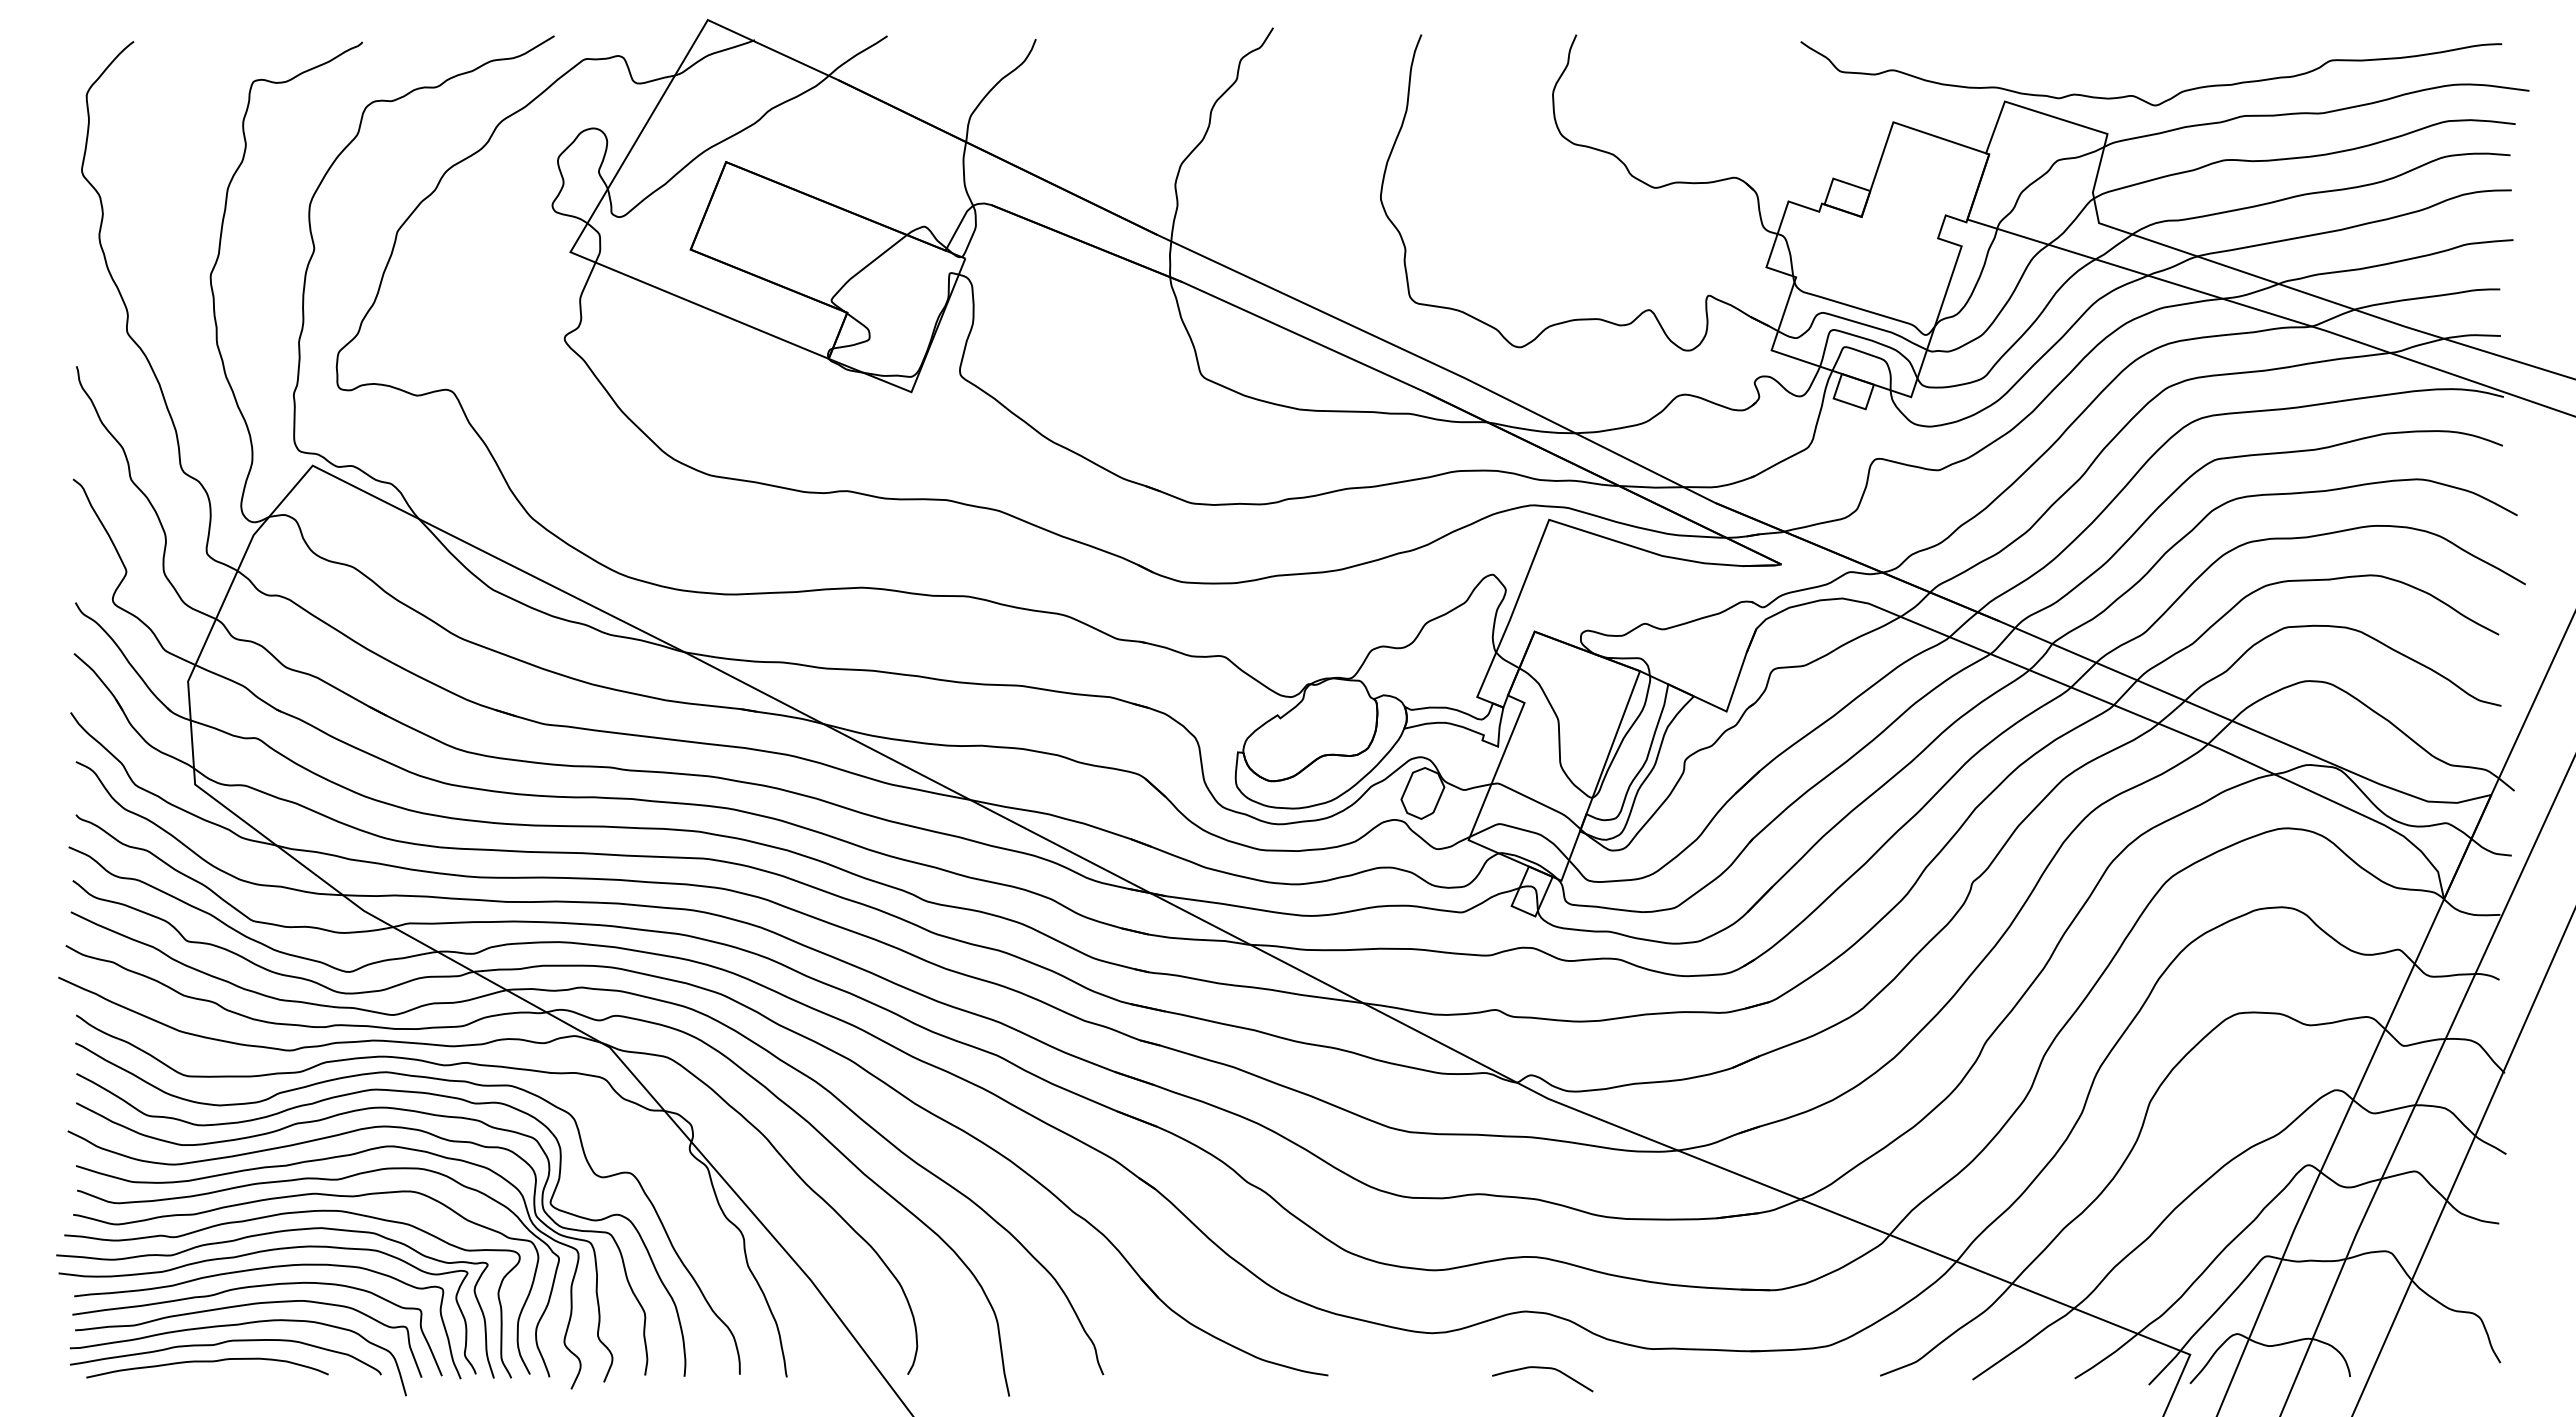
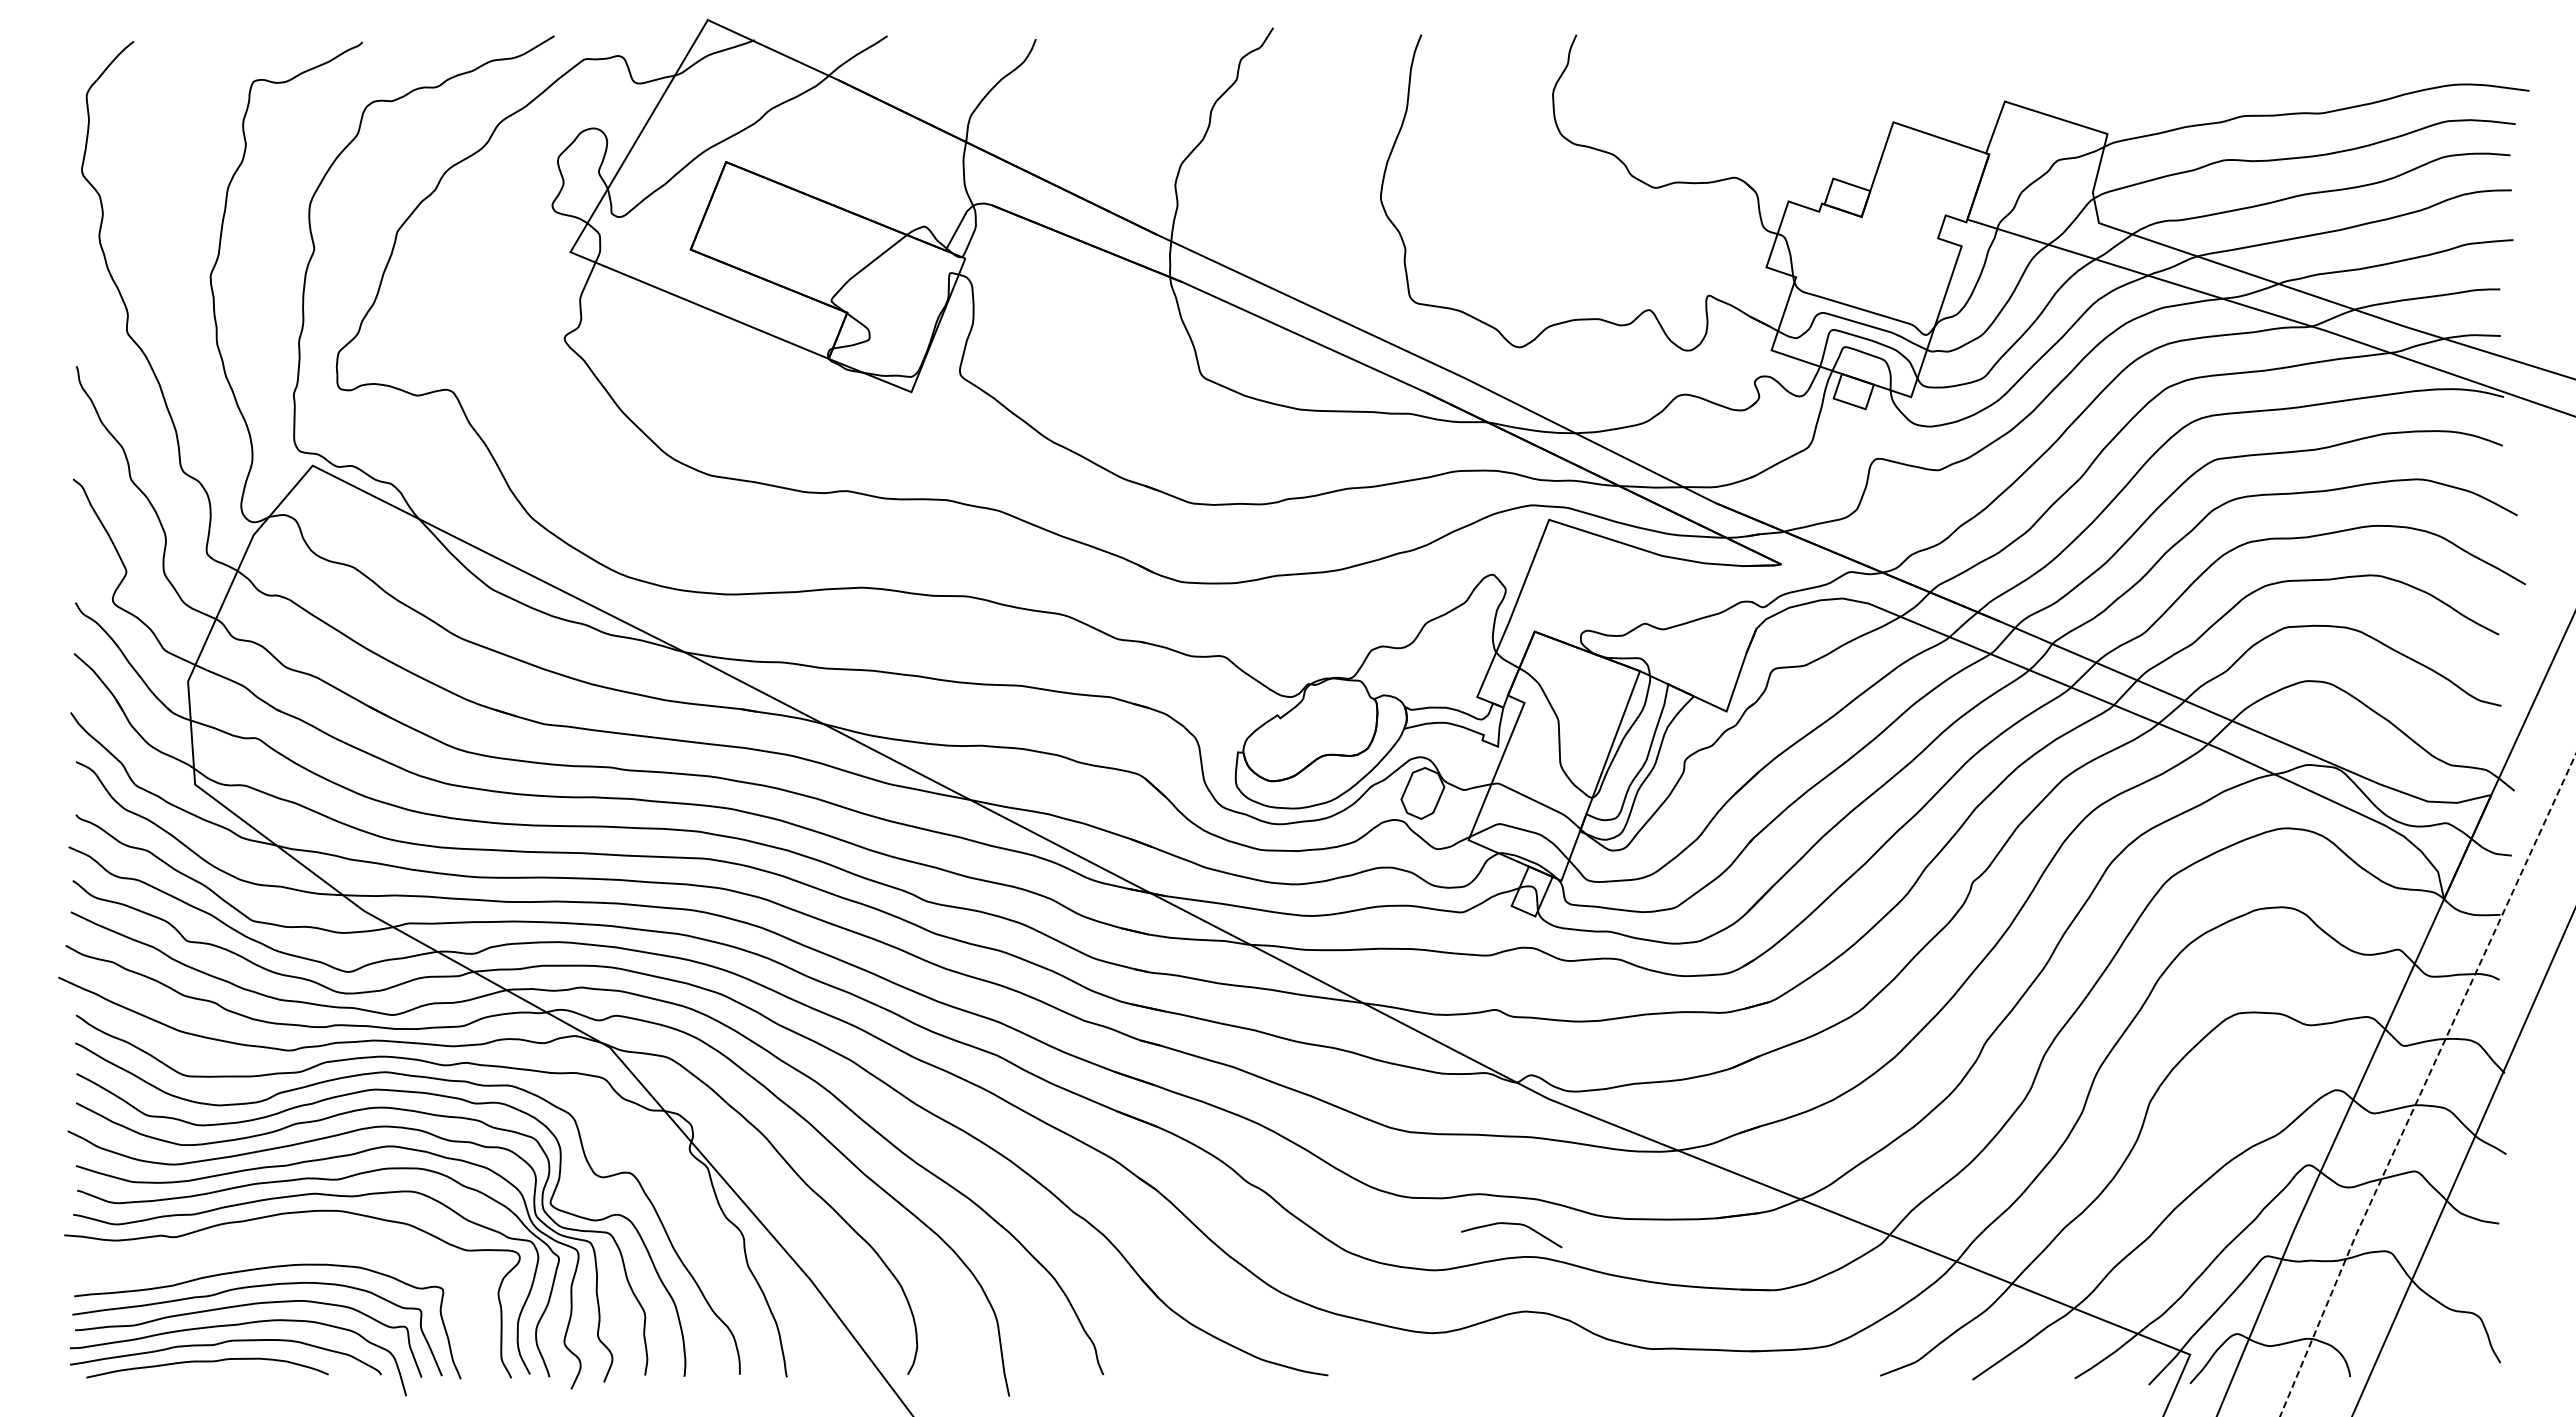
curve: present -> none (2139, 97)
line: solid -> dashed (2424, 1085)
part: present -> none (269, 1251)
curve position: (1542, 1368) -> (1511, 1224) (1511, 1224)
